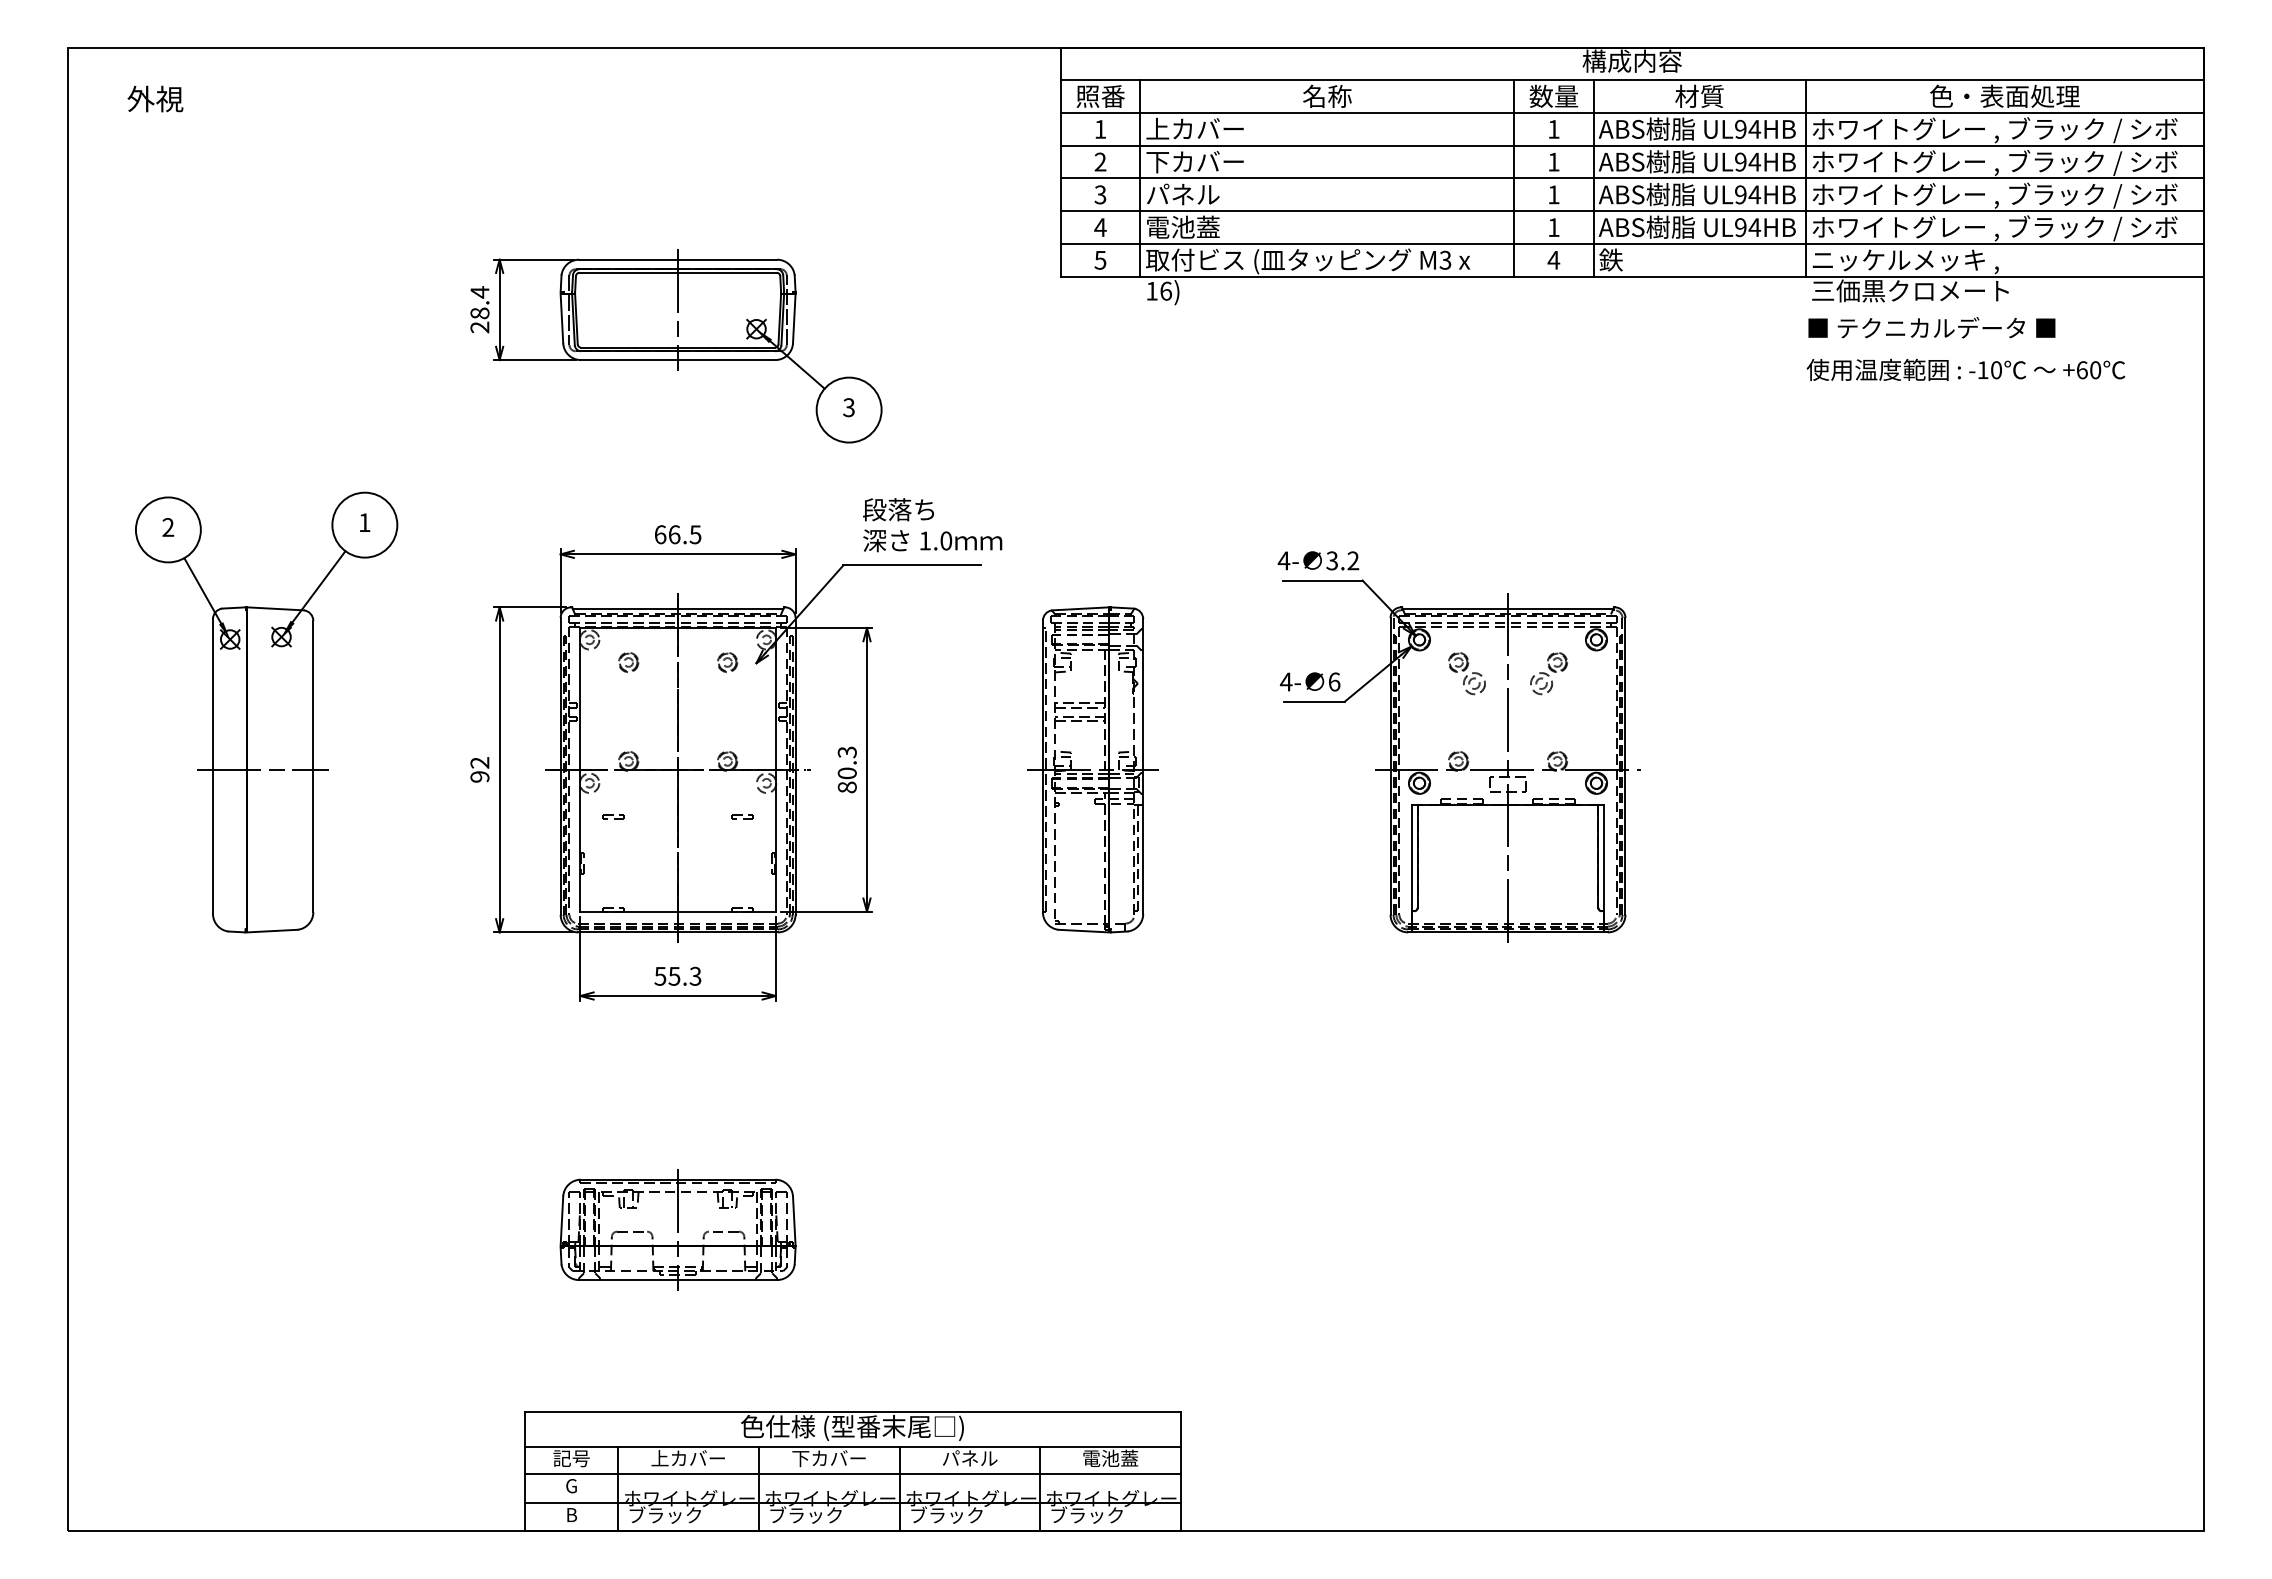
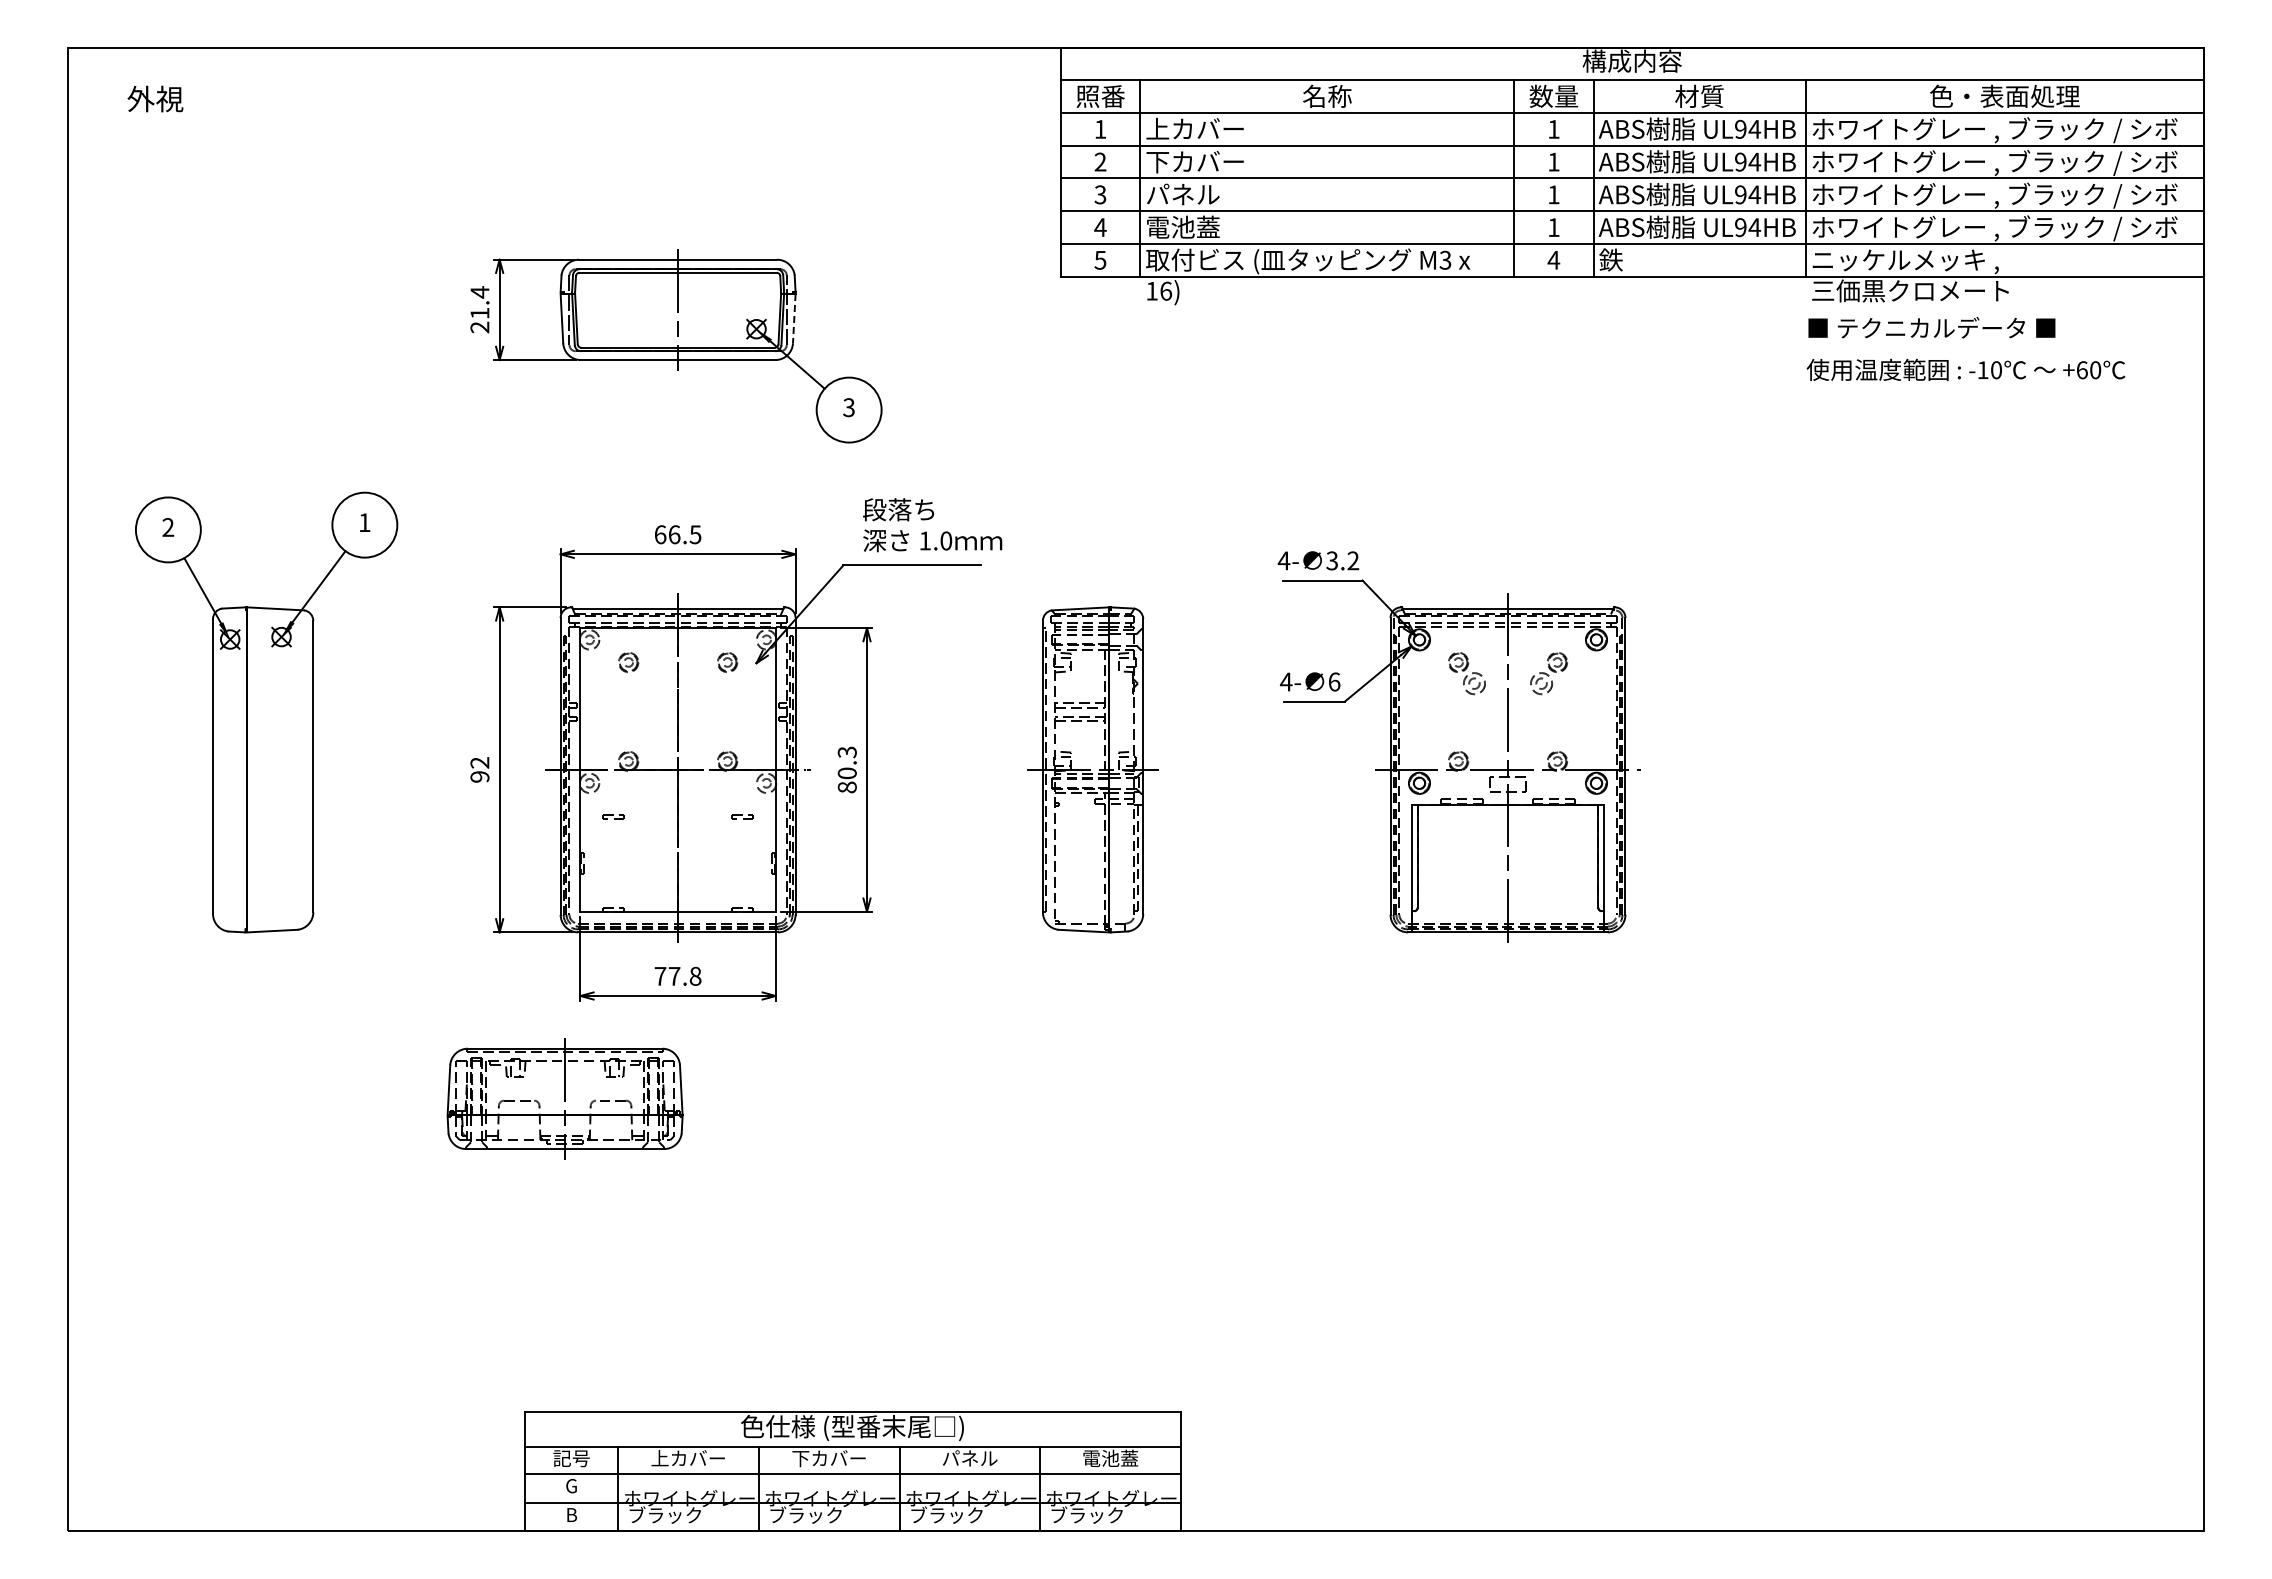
text: 28.4 -> 21.4 (479, 313)
line: solid -> dashed (794, 318)
line: present -> none (263, 769)
text: 55.3 -> 77.8 (677, 975)
part position: (677, 1229) -> (564, 1098) (564, 1098)
